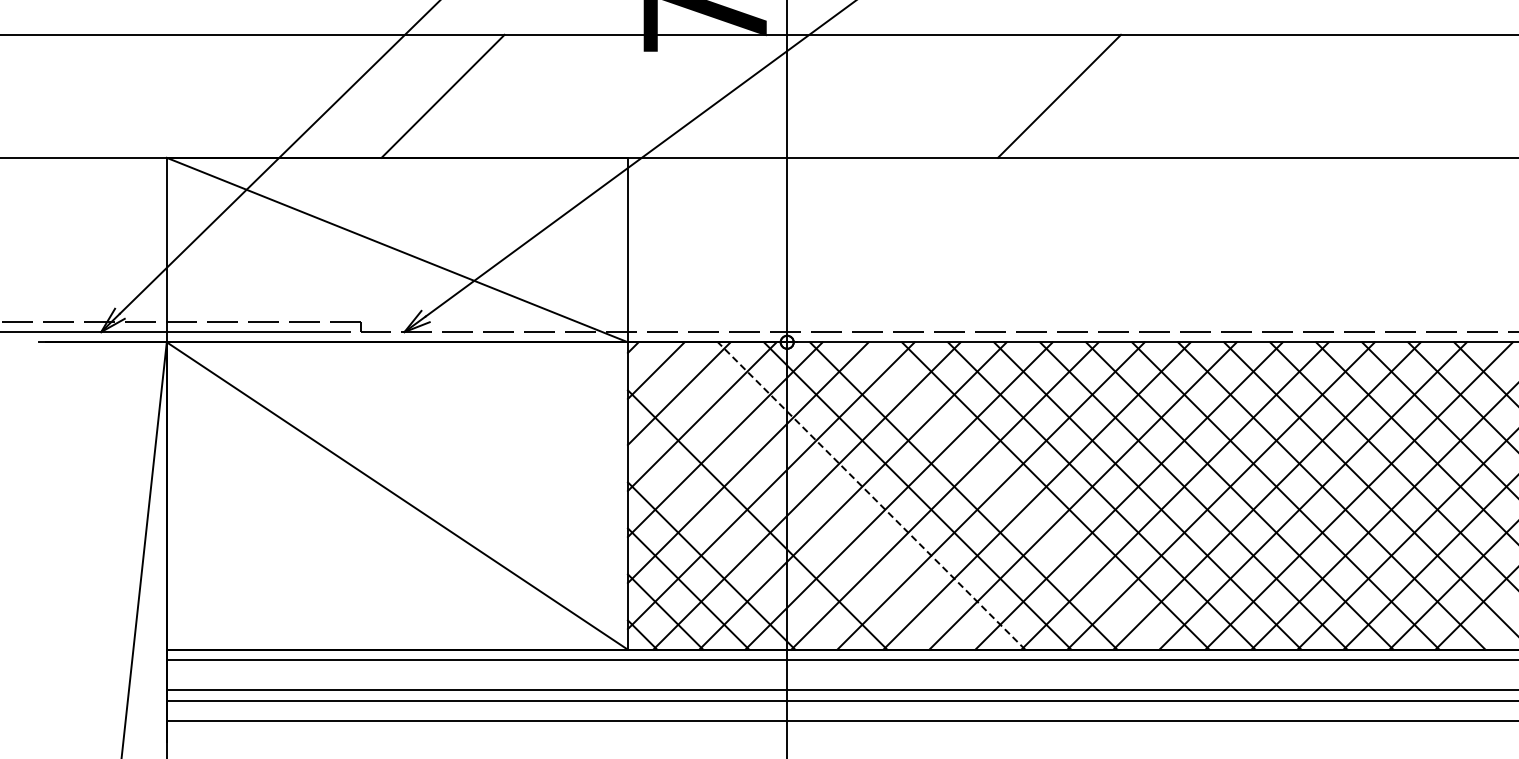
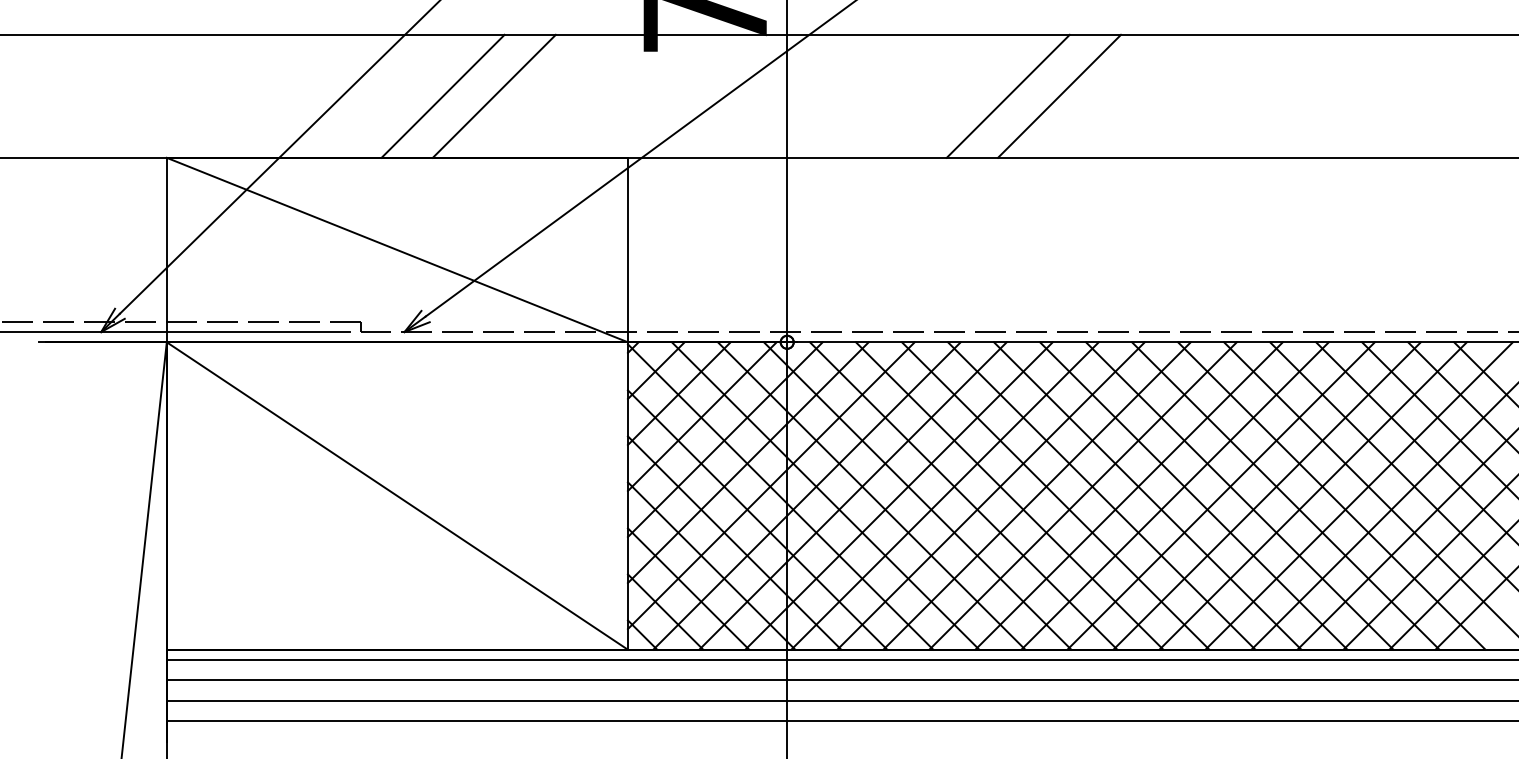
line: none -> present (493, 95)
line: none -> present (1007, 95)
line: none -> present (825, 495)
line: dashed -> solid (871, 495)
line: none -> present (1009, 495)
line: none -> present (780, 496)
line: none -> present (734, 542)
line position: (840, 690) -> (840, 680) (840, 680)
